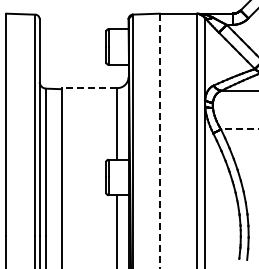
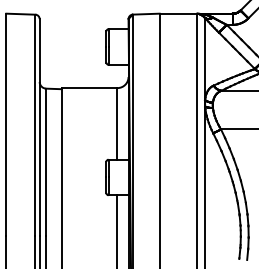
line: dashed -> solid (89, 88)
line: dashed -> solid (239, 129)
line: dashed -> solid (159, 141)
